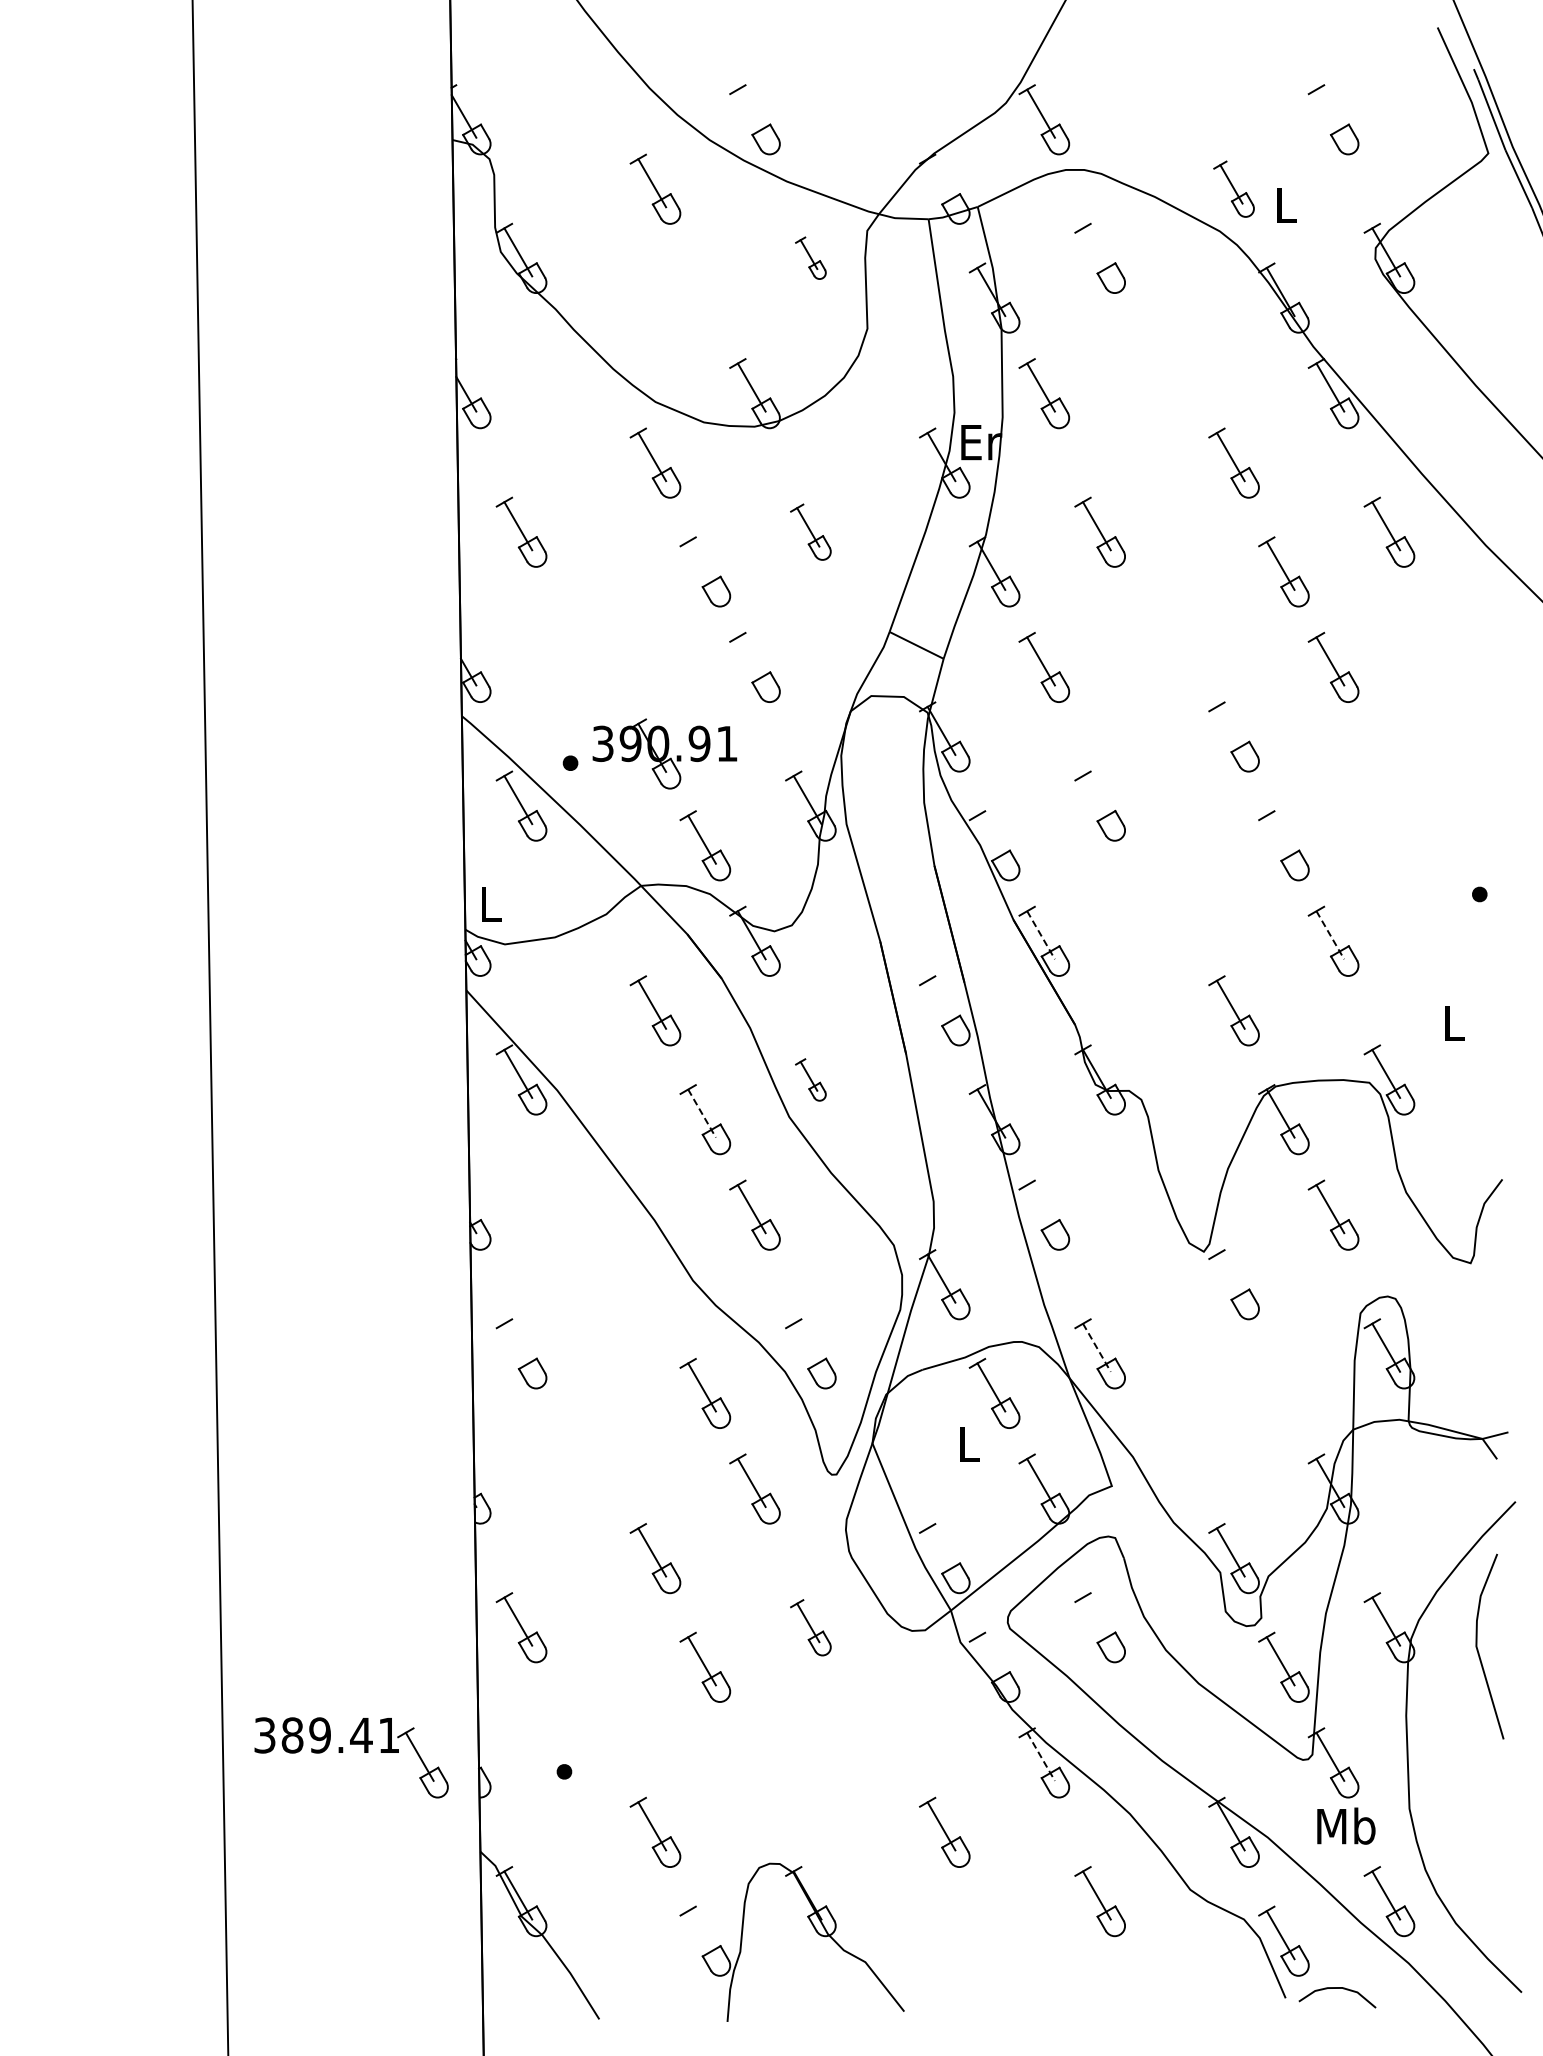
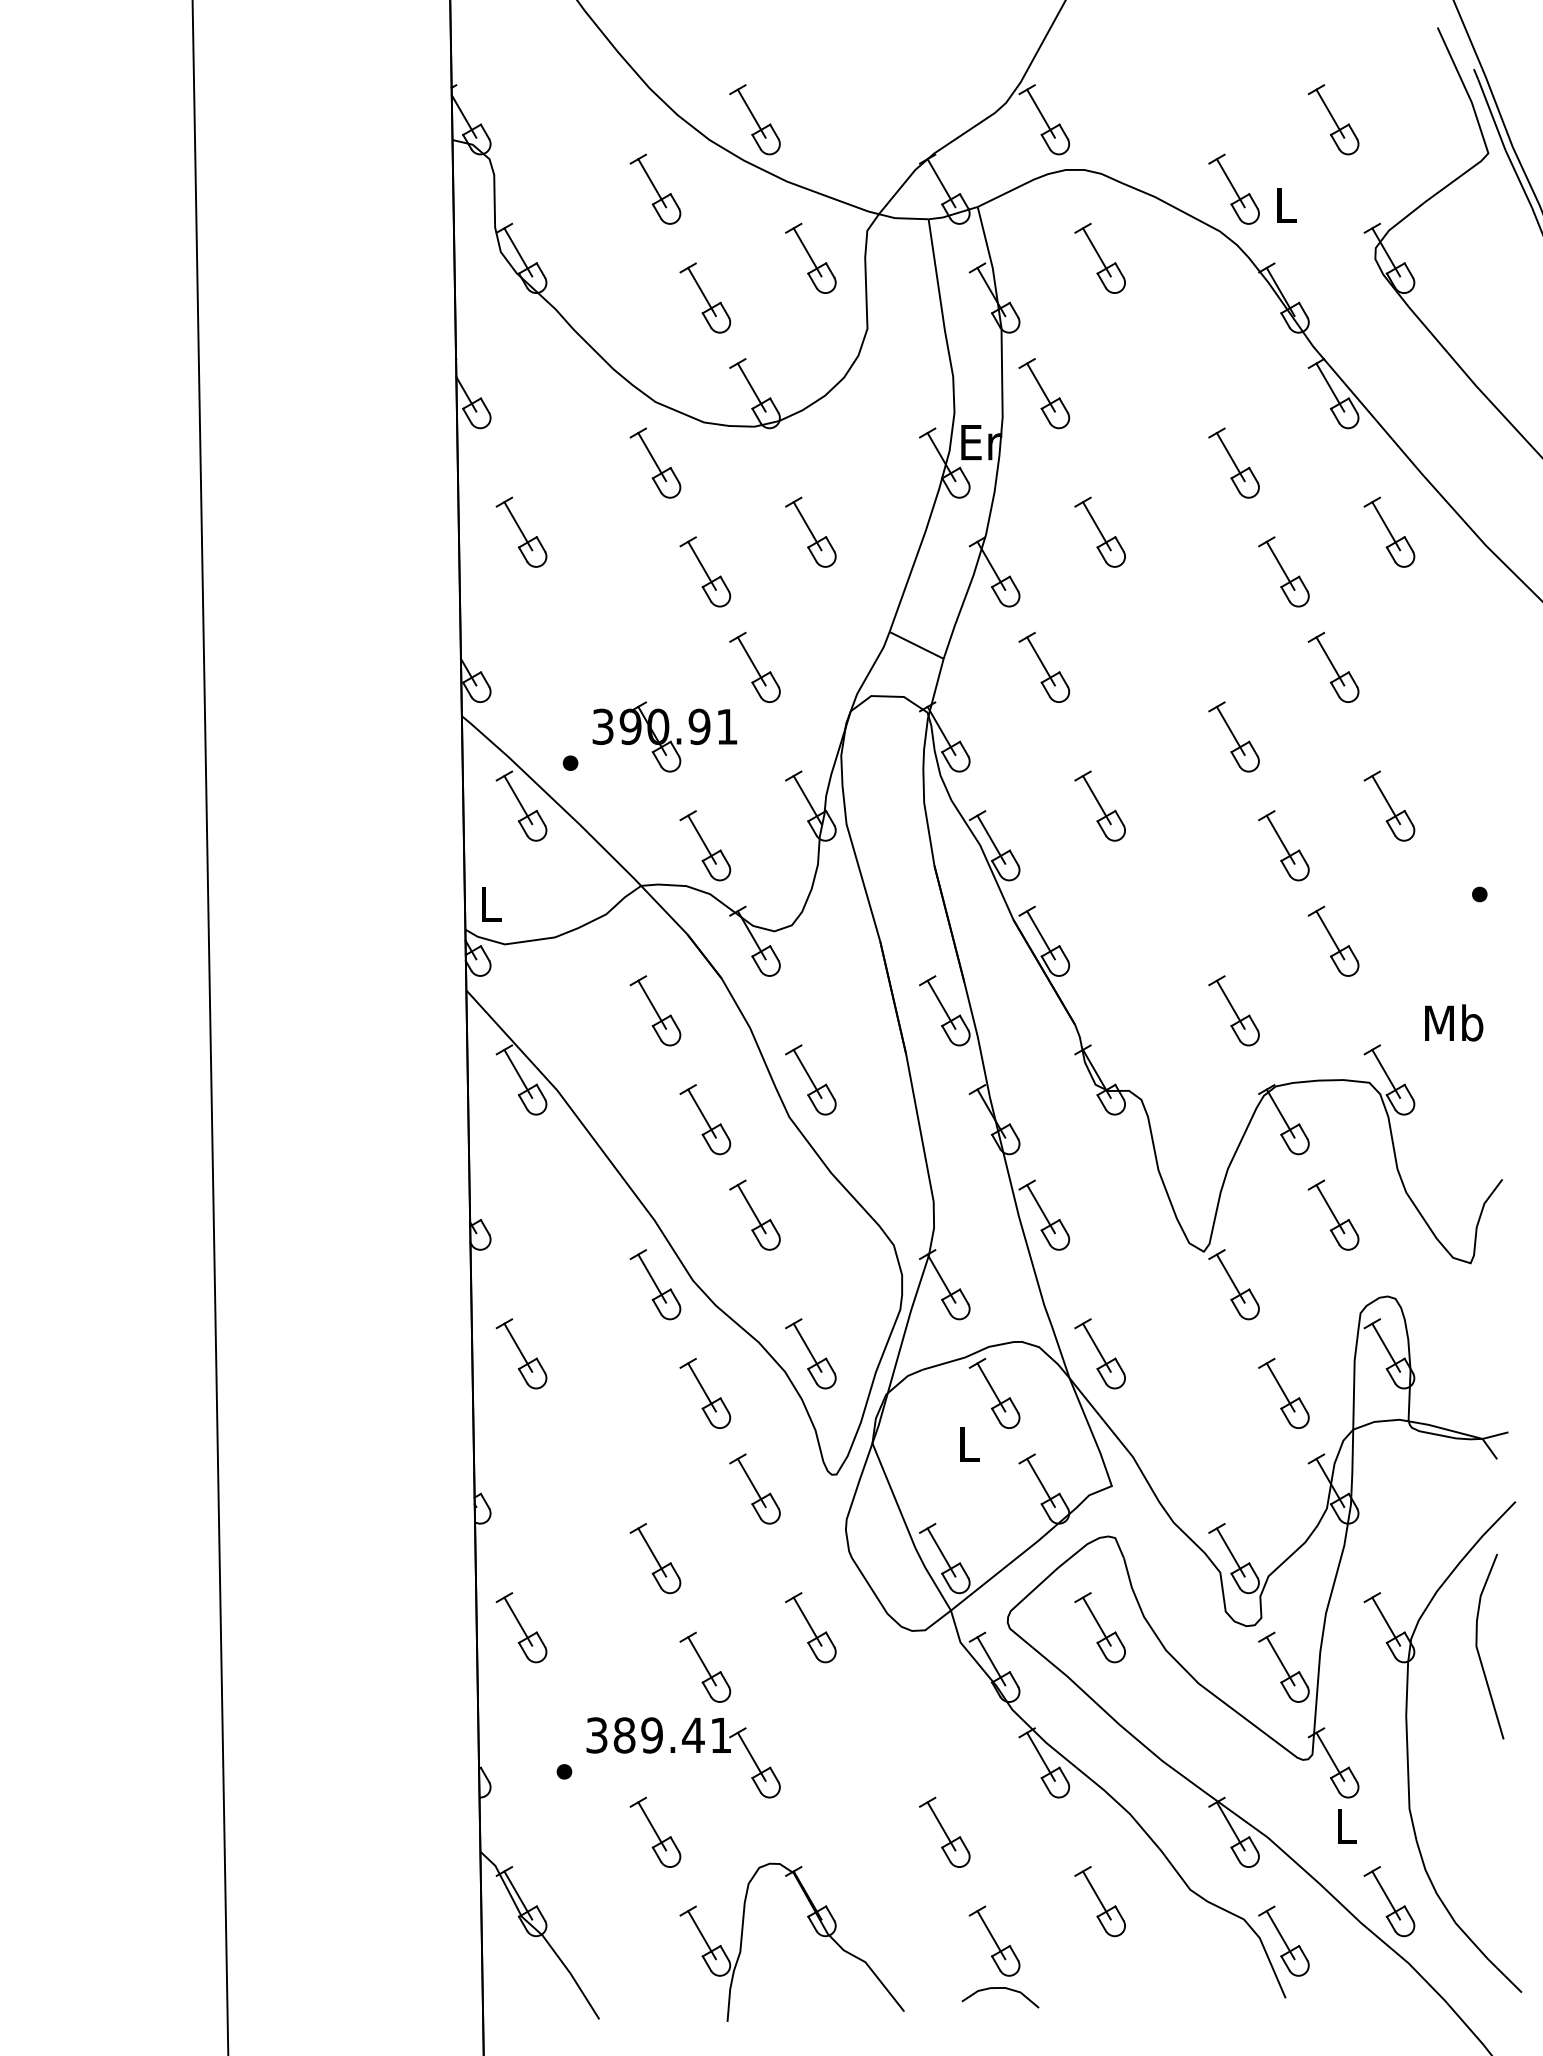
line: none -> present (751, 113)
line: none -> present (1330, 113)
line: none -> present (941, 183)
part size: 42x58 px -> 52x72 px (1233, 188)
line: none -> present (1096, 252)
part size: 32x44 px -> 52x72 px (810, 257)
part: none -> present (705, 297)
part size: 42x58 px -> 52x72 px (810, 531)
line: none -> present (701, 565)
line: none -> present (751, 661)
line: none -> present (1230, 730)
part position: (664, 753) -> (664, 736) (664, 736)
line: none -> present (1096, 800)
part: none -> present (1389, 805)
line: none -> present (991, 839)
line: none -> present (1280, 839)
line: dashed -> solid (1041, 935)
line: dashed -> solid (1330, 935)
line: none -> present (941, 1004)
text: L -> Mb (1454, 1022)
part size: 32x44 px -> 52x72 px (810, 1079)
line: dashed -> solid (702, 1113)
line: none -> present (1040, 1209)
line: none -> present (1230, 1278)
part: none -> present (655, 1284)
line: none -> present (518, 1347)
line: none -> present (807, 1347)
line: dashed -> solid (1096, 1347)
part: none -> present (1283, 1392)
line: none -> present (941, 1552)
line: none -> present (1096, 1621)
part size: 42x58 px -> 52x72 px (810, 1627)
line: none -> present (991, 1661)
part position: (343, 1752) -> (675, 1752) (675, 1752)
line: dashed -> solid (1041, 1756)
text: Mb -> L (1346, 1825)
line: none -> present (701, 1935)
part: none -> present (994, 1940)
curve position: (1337, 1988) -> (1000, 1988) (1000, 1988)
